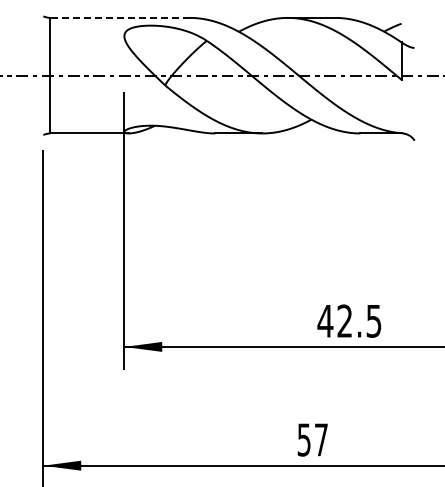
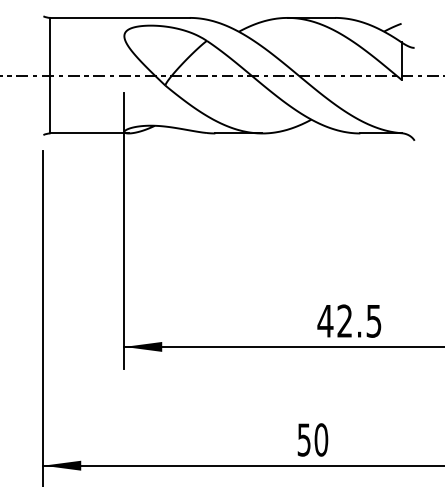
line: dashed -> solid (120, 17)
text: 57 -> 50 (321, 439)
